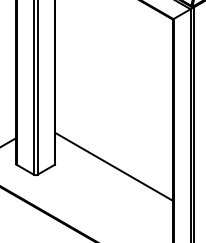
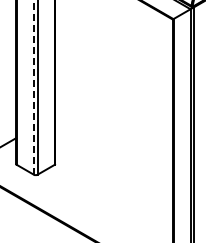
line: solid -> dashed (33, 87)
line: present -> none (113, 166)
